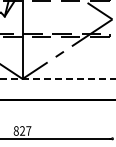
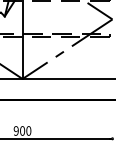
line: dashed -> solid (57, 78)
text: 827 -> 900 (22, 130)
